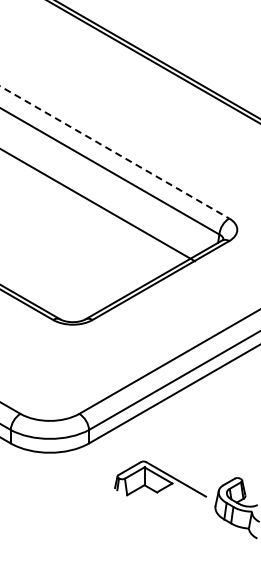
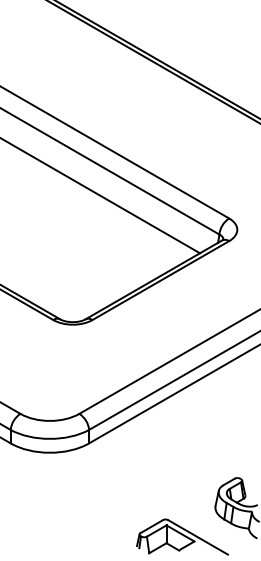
line: dashed -> solid (114, 152)
line position: (98, 205) -> (101, 196) (101, 196)
part position: (160, 478) -> (182, 536) (182, 536)
